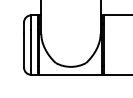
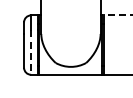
line: solid -> dashed (117, 15)
line: solid -> dashed (31, 53)
